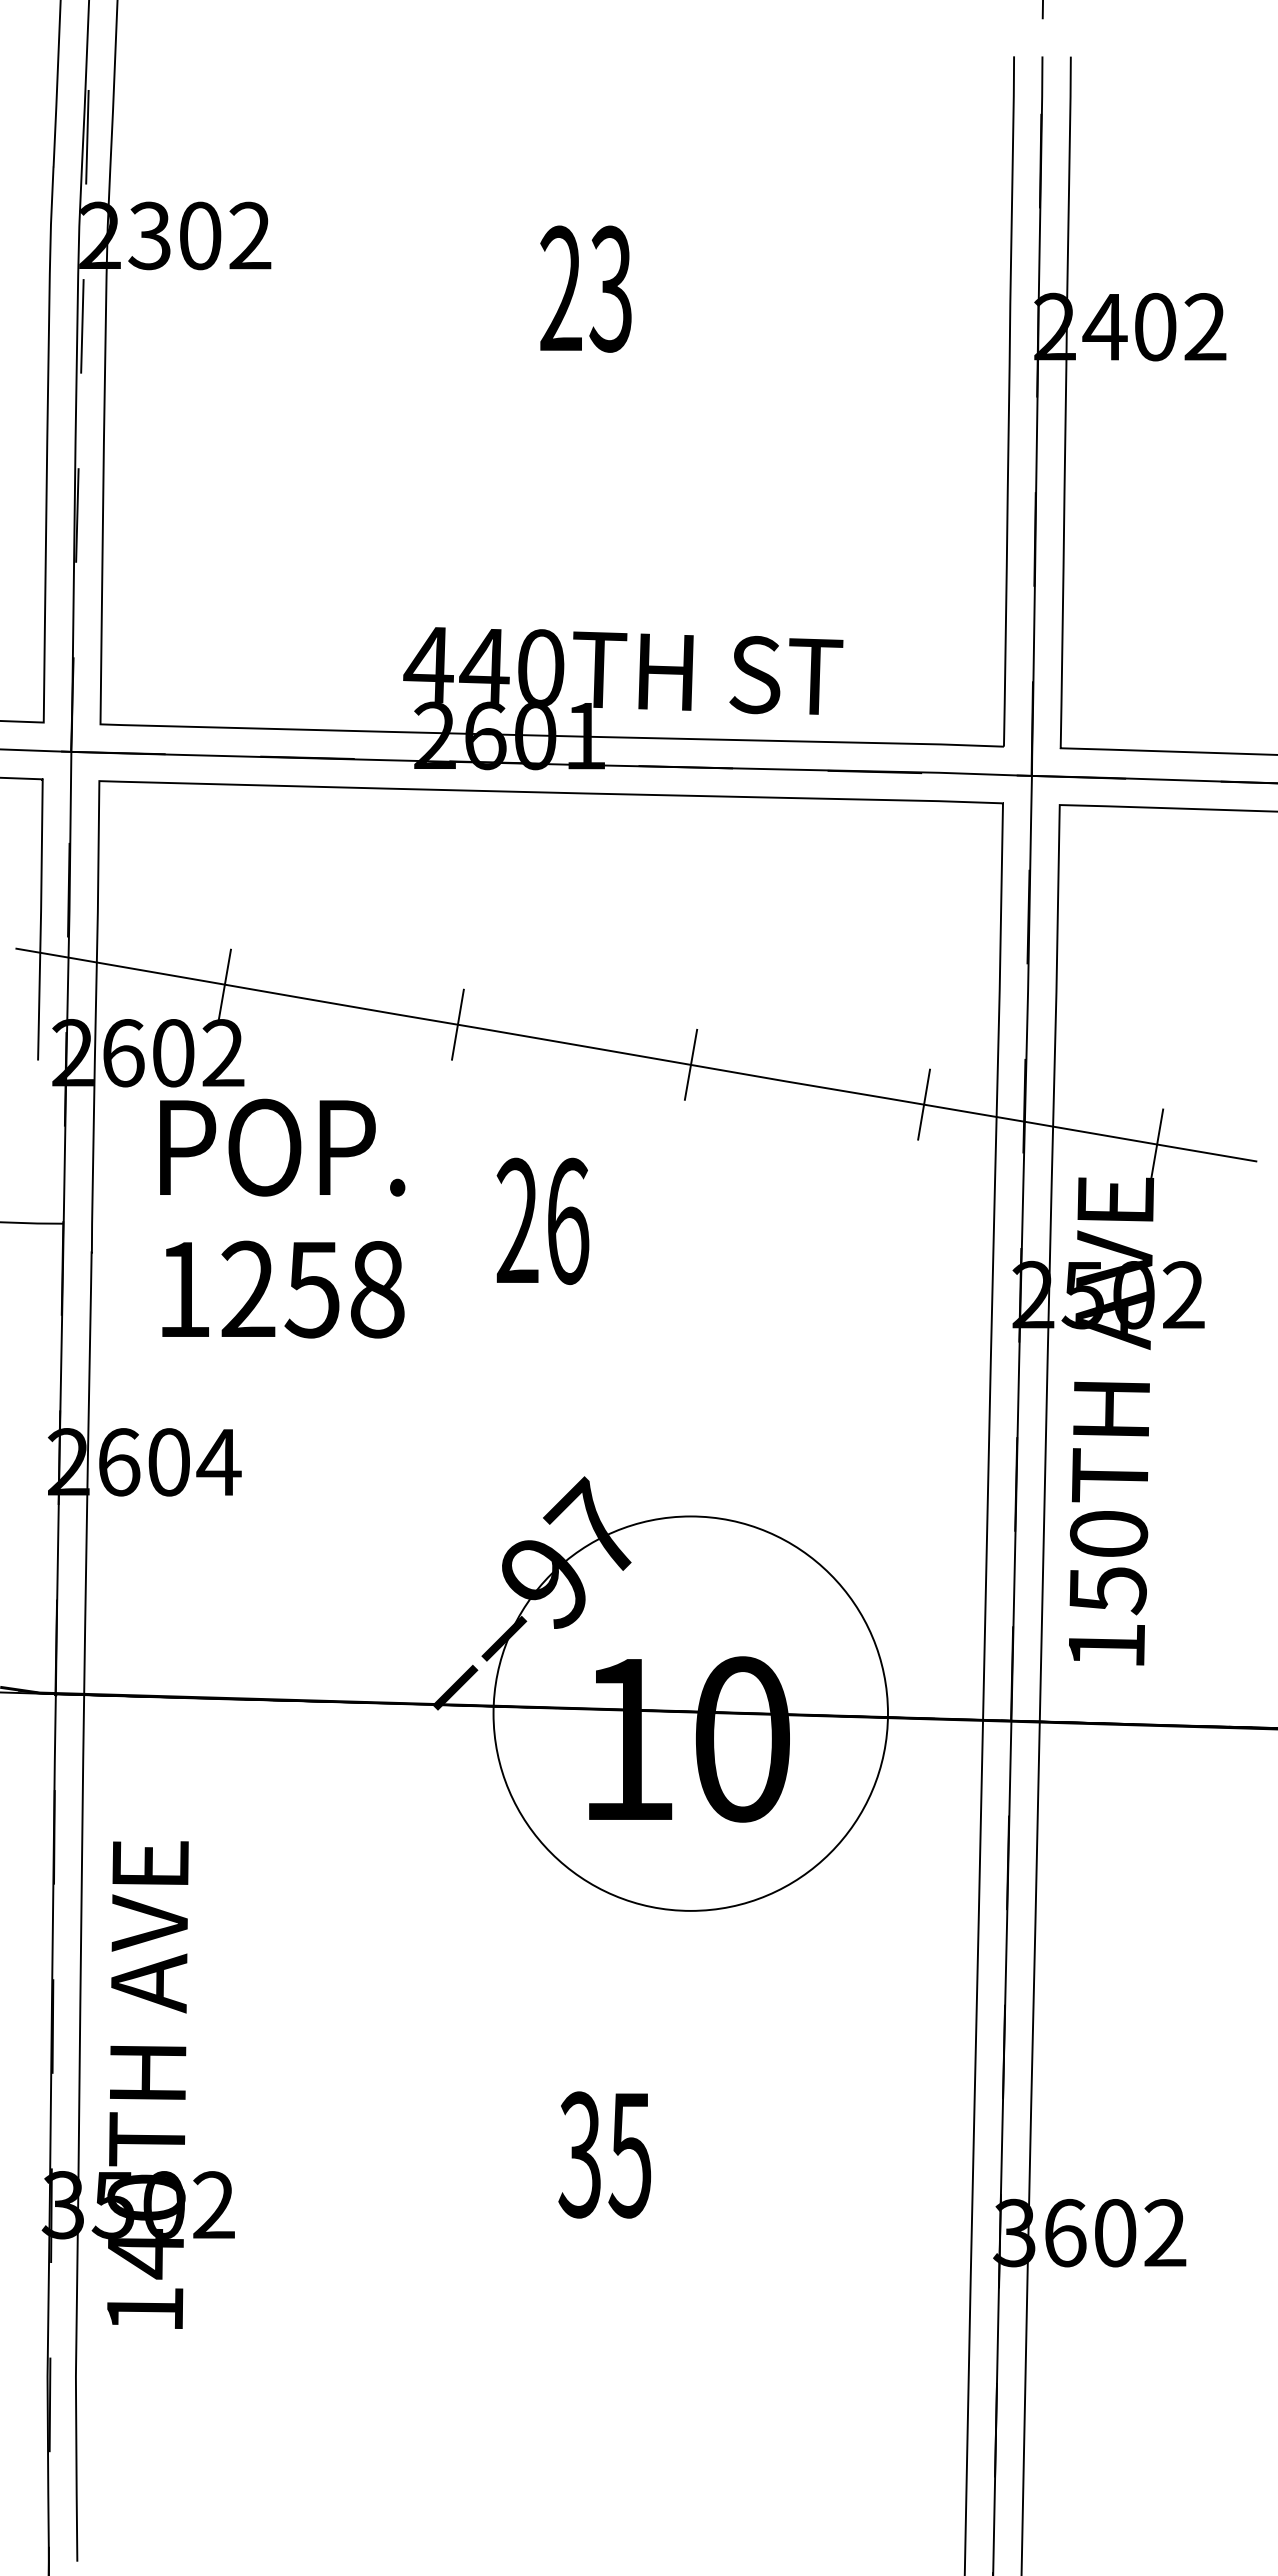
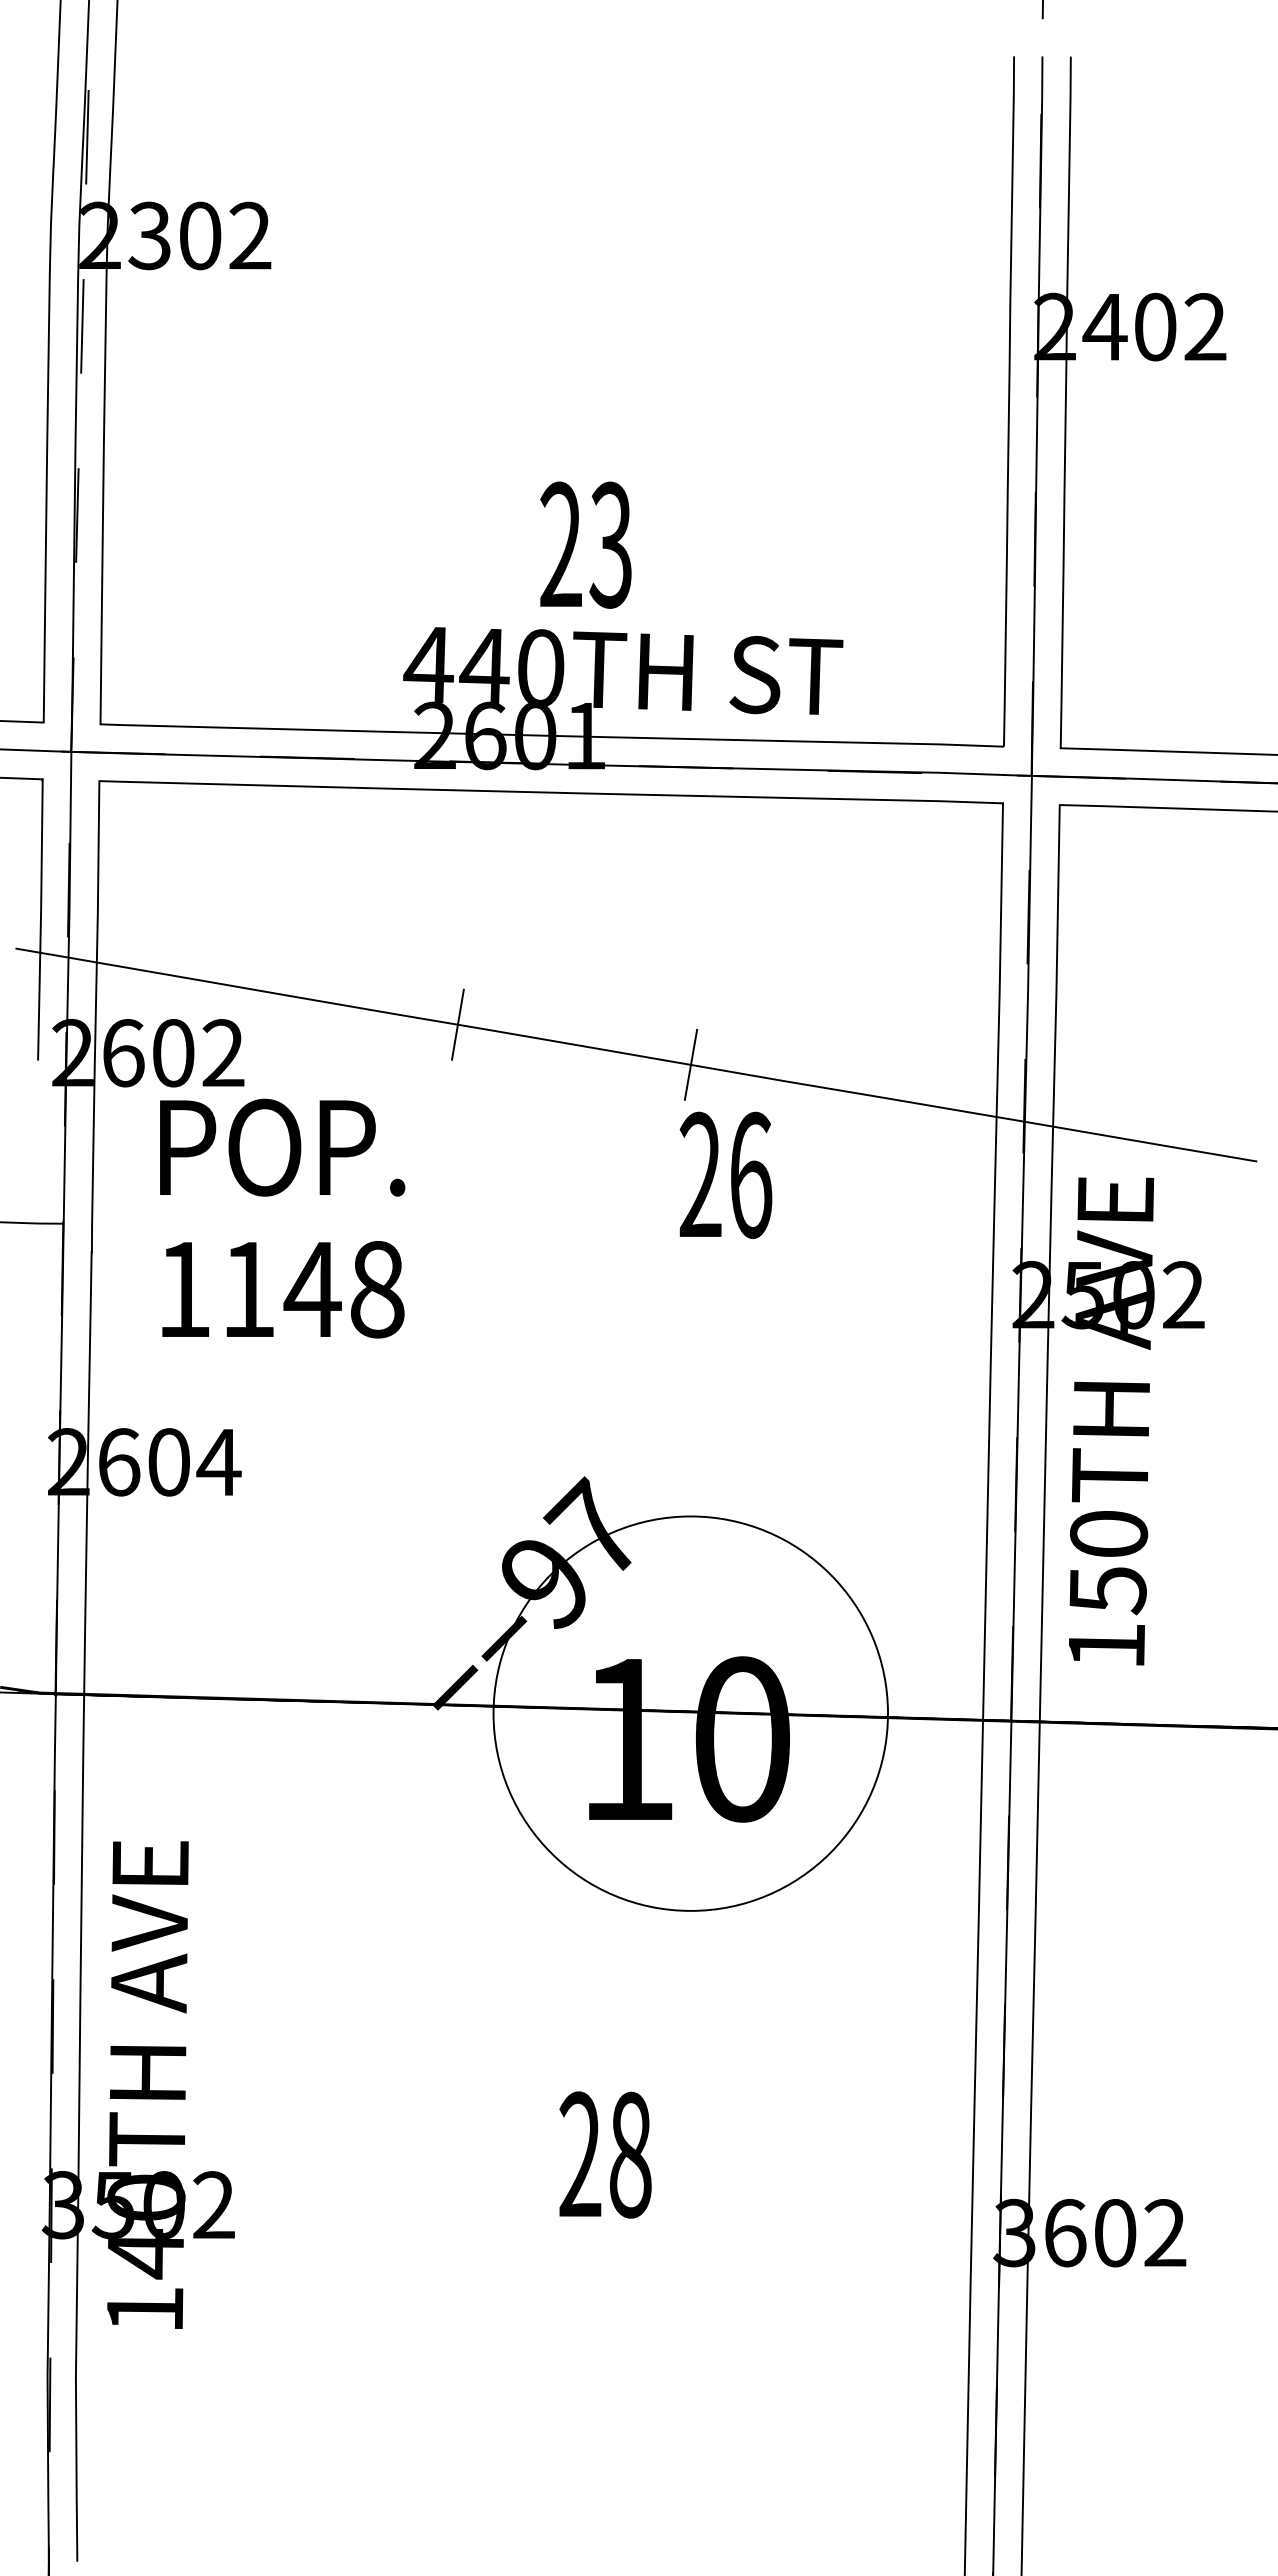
text position: (585, 288) -> (585, 544) (585, 544)
line: present -> none (224, 984)
line: present -> none (923, 1104)
line: present -> none (1157, 1144)
text position: (542, 1220) -> (725, 1174) (725, 1174)
text: 1258 -> 1148 (281, 1289)
text: 35 -> 28 (604, 2154)
